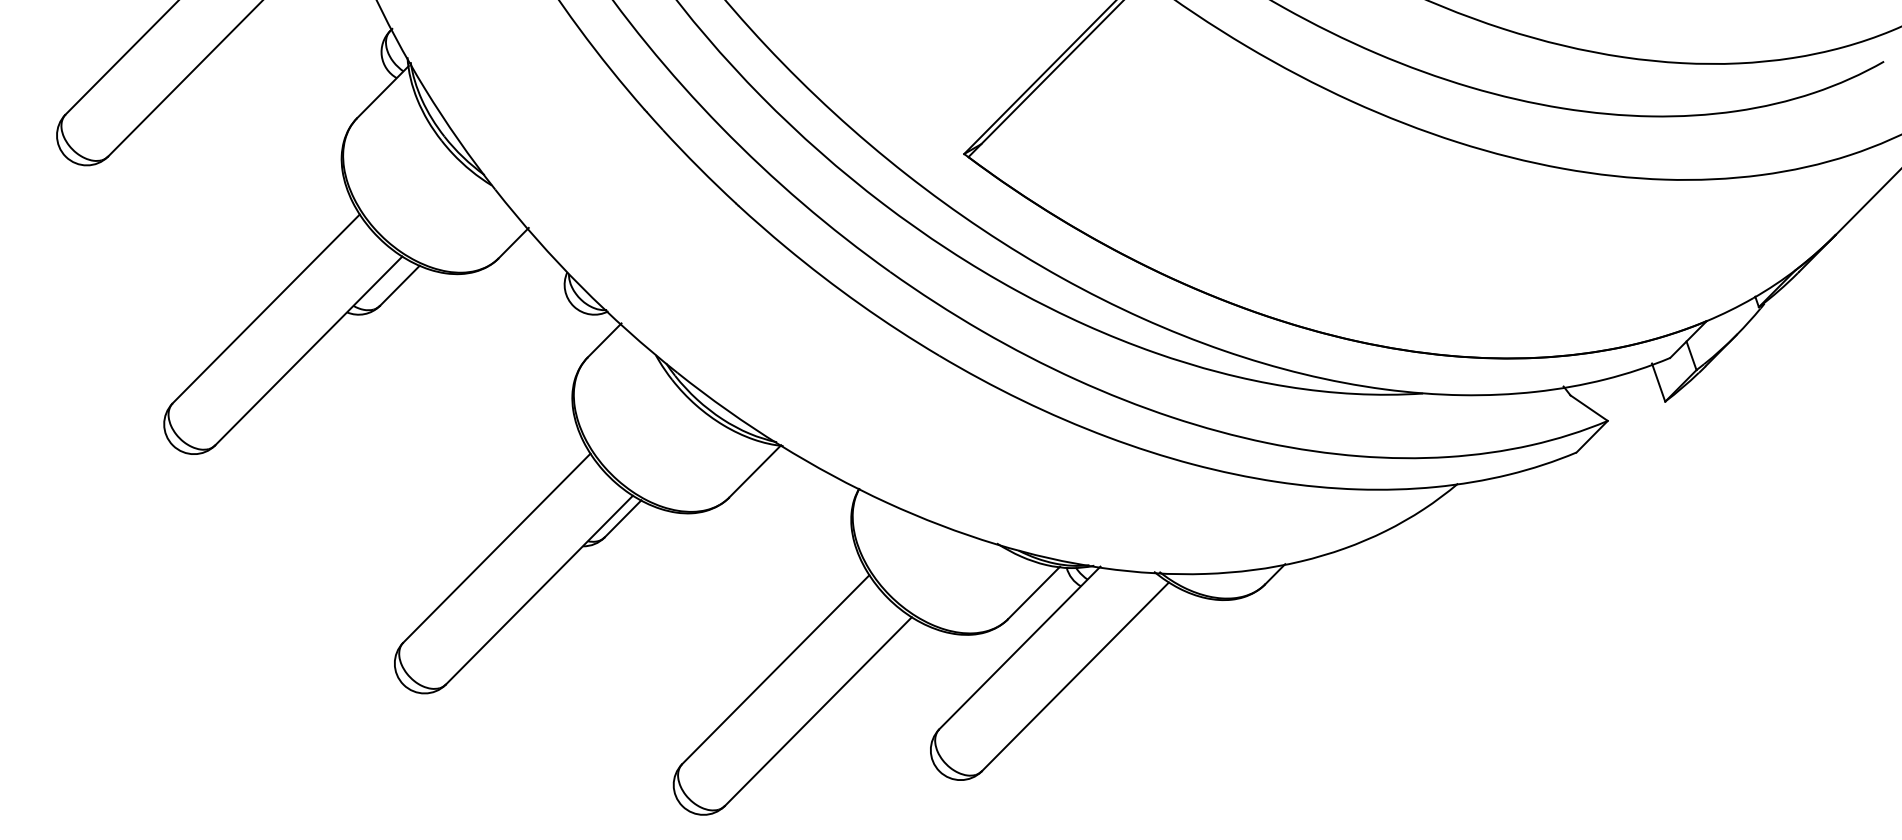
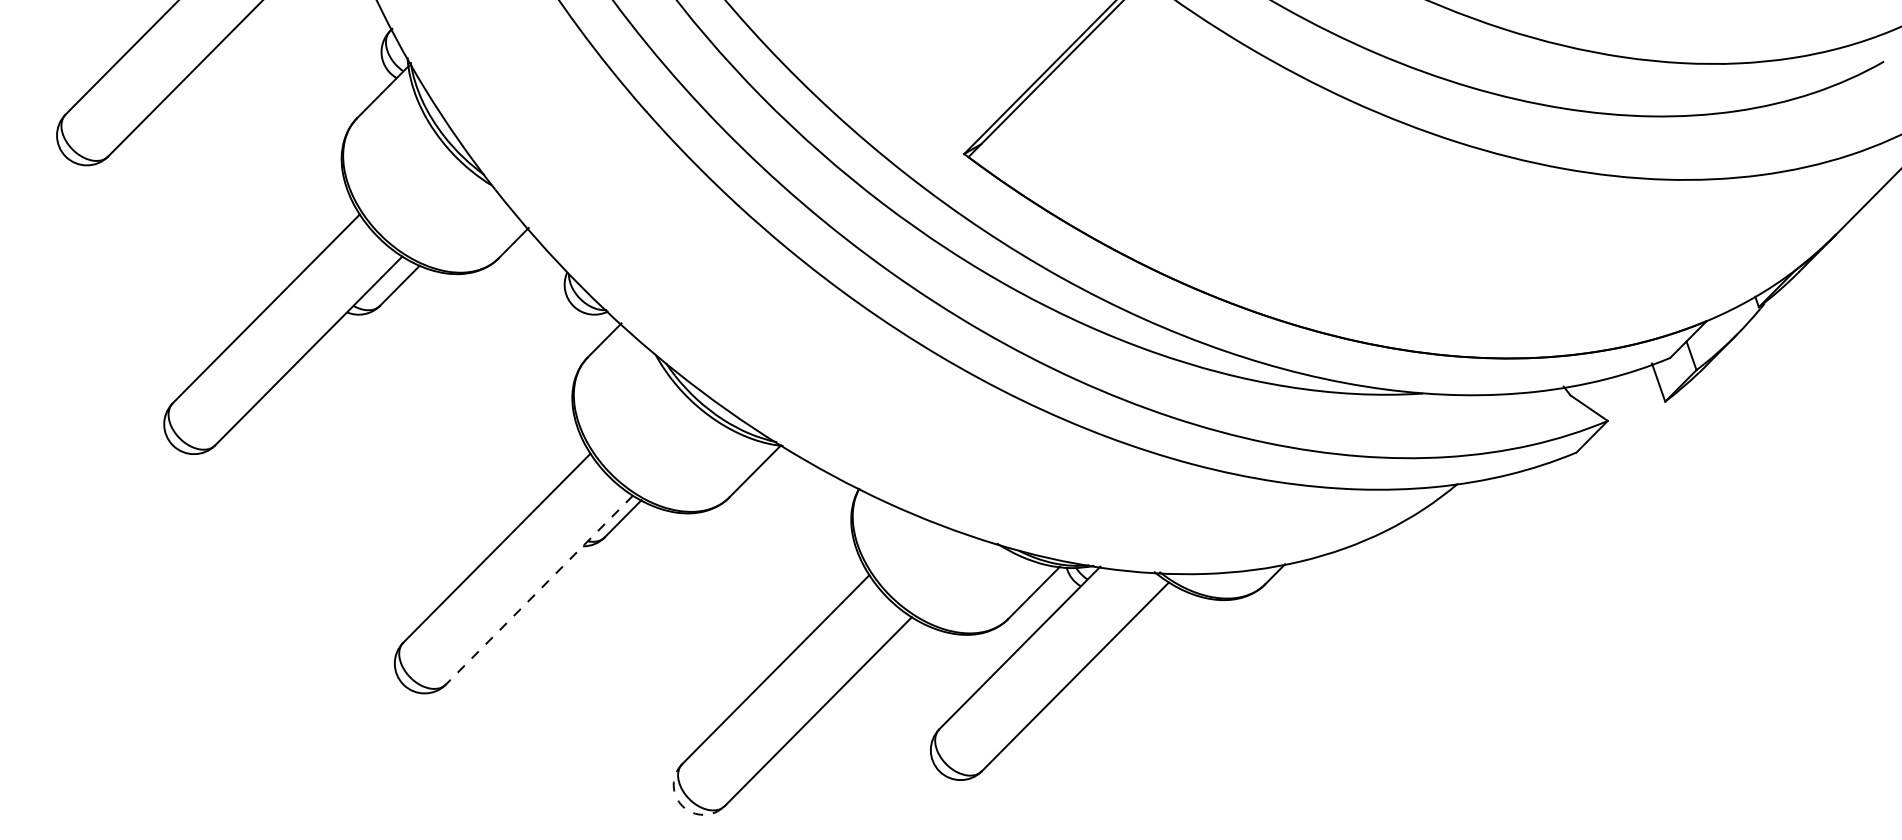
line: solid -> dashed (539, 590)
arc: solid -> dashed (682, 806)
